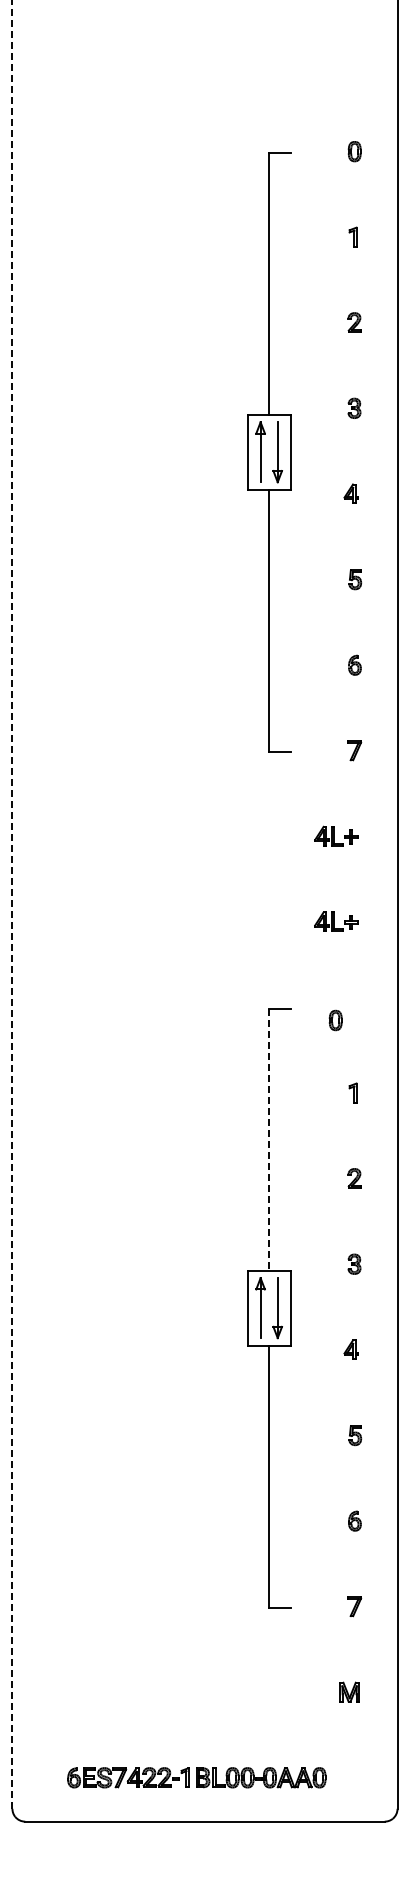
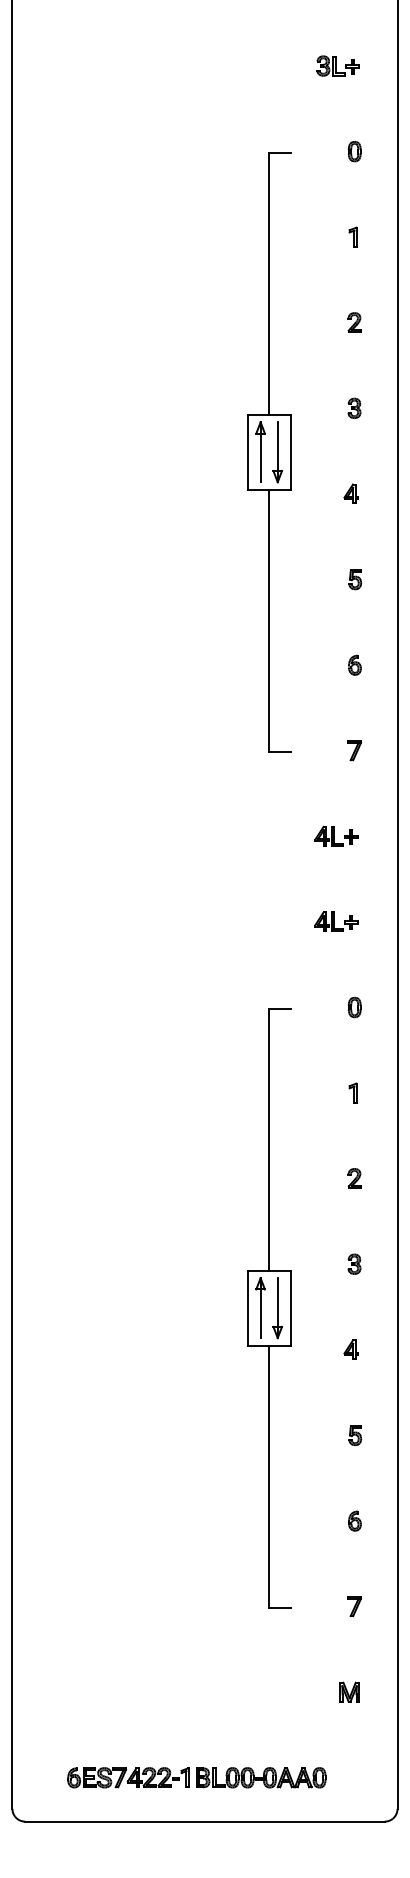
part: none -> present (337, 65)
line: dashed -> solid (12, 904)
part position: (335, 1020) -> (354, 1007) (354, 1007)
line: dashed -> solid (269, 1140)
